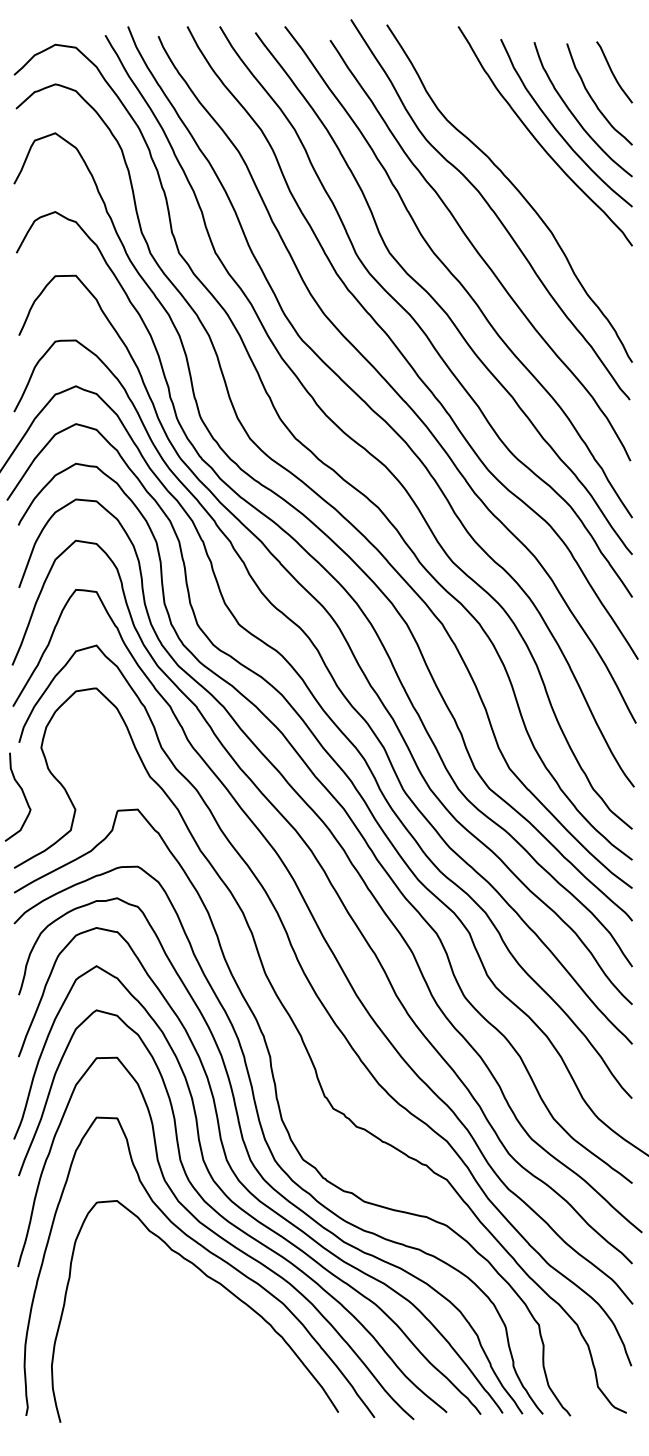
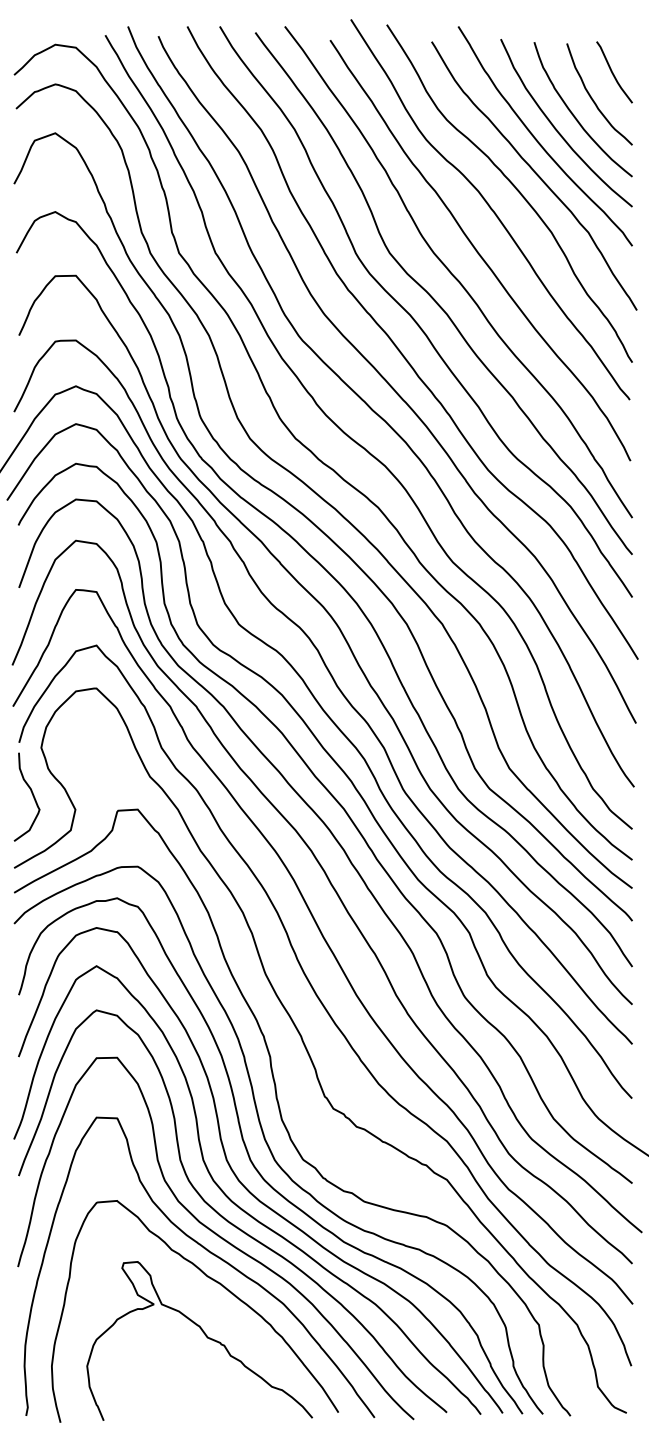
curve: none -> present (535, 174)
curve position: (22, 793) -> (31, 793) (31, 793)
curve: none -> present (205, 1336)
